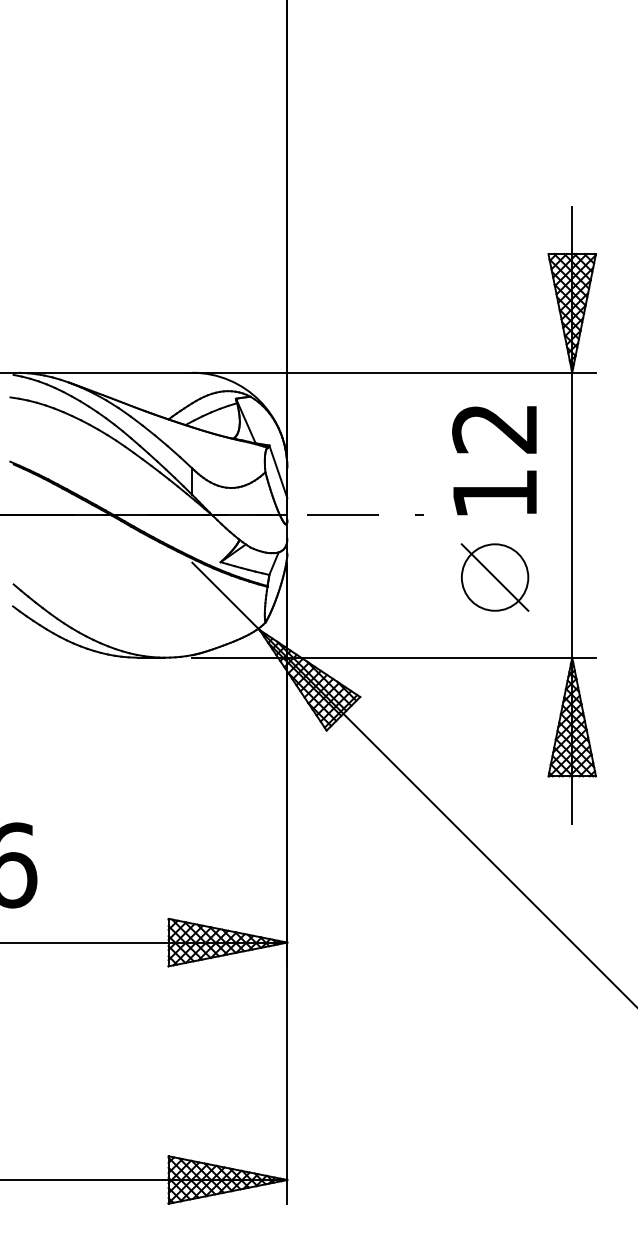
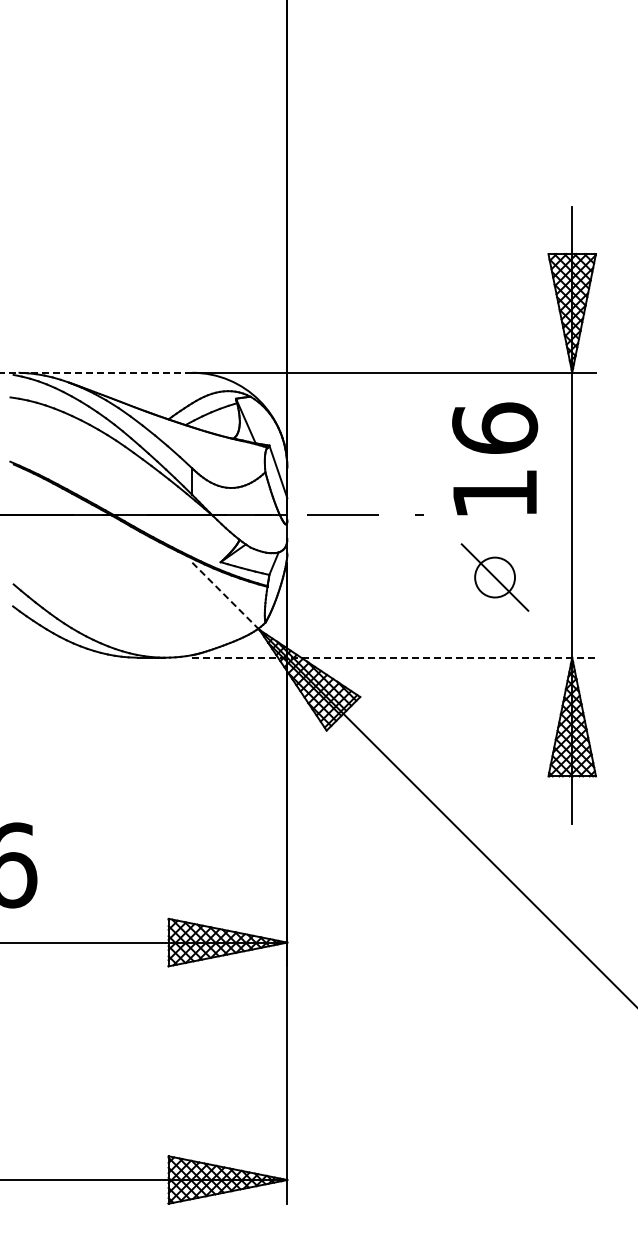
line: solid -> dashed (96, 372)
text: 12 -> 16 (495, 427)
circle diameter: 66 px -> 40 px (495, 577)
line: solid -> dashed (225, 595)
line: solid -> dashed (394, 657)
